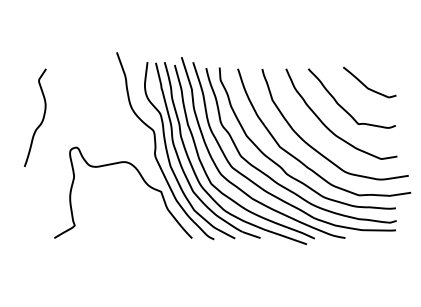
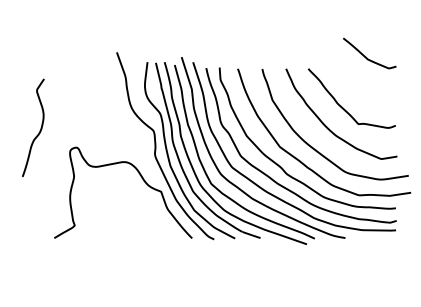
curve position: (366, 85) -> (366, 56) (366, 56)
curve position: (41, 120) -> (39, 130) (39, 130)
